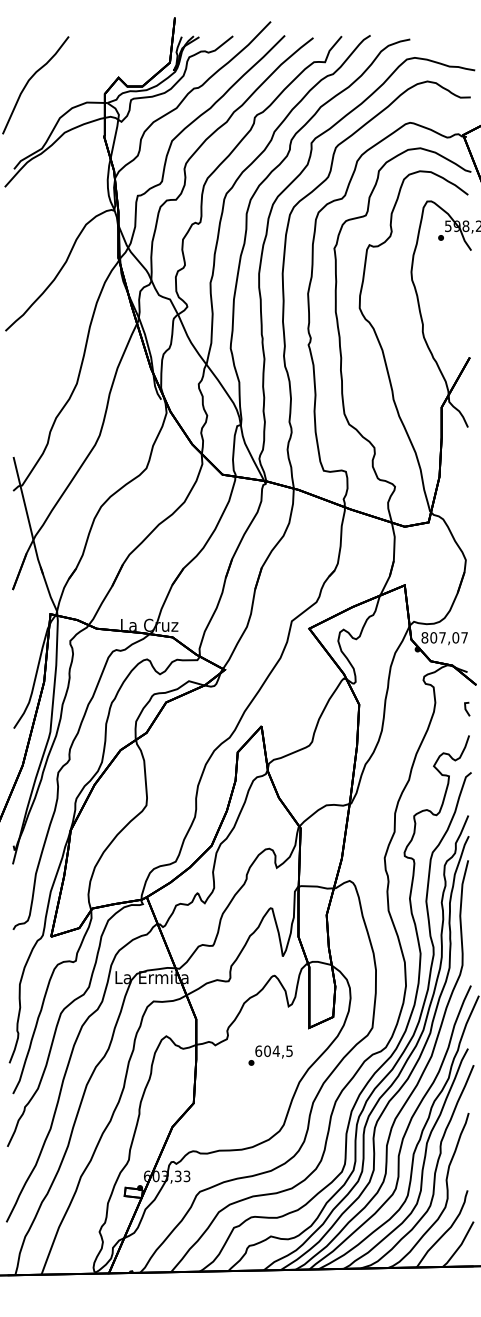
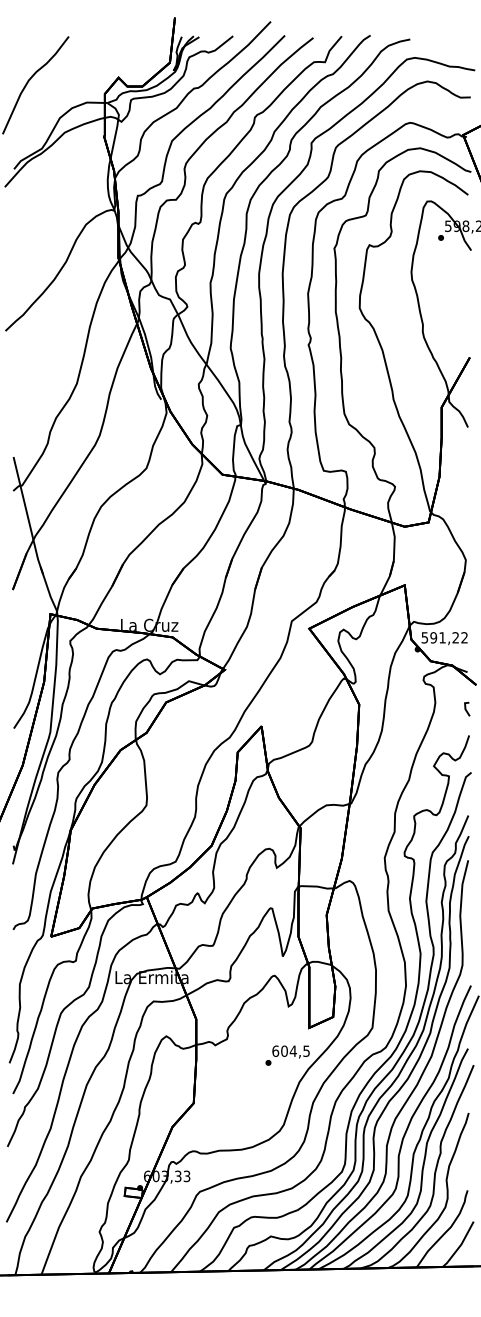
text: 807,07 -> 591,22 (444, 637)
text position: (270, 1055) -> (287, 1055) (287, 1055)
